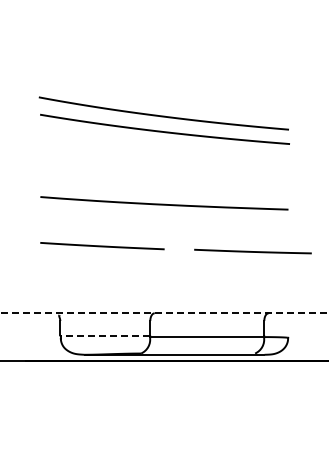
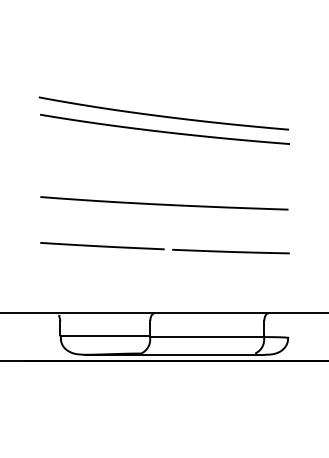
line position: (252, 251) -> (230, 251) (230, 251)
line: dashed -> solid (164, 313)
line: dashed -> solid (105, 336)
